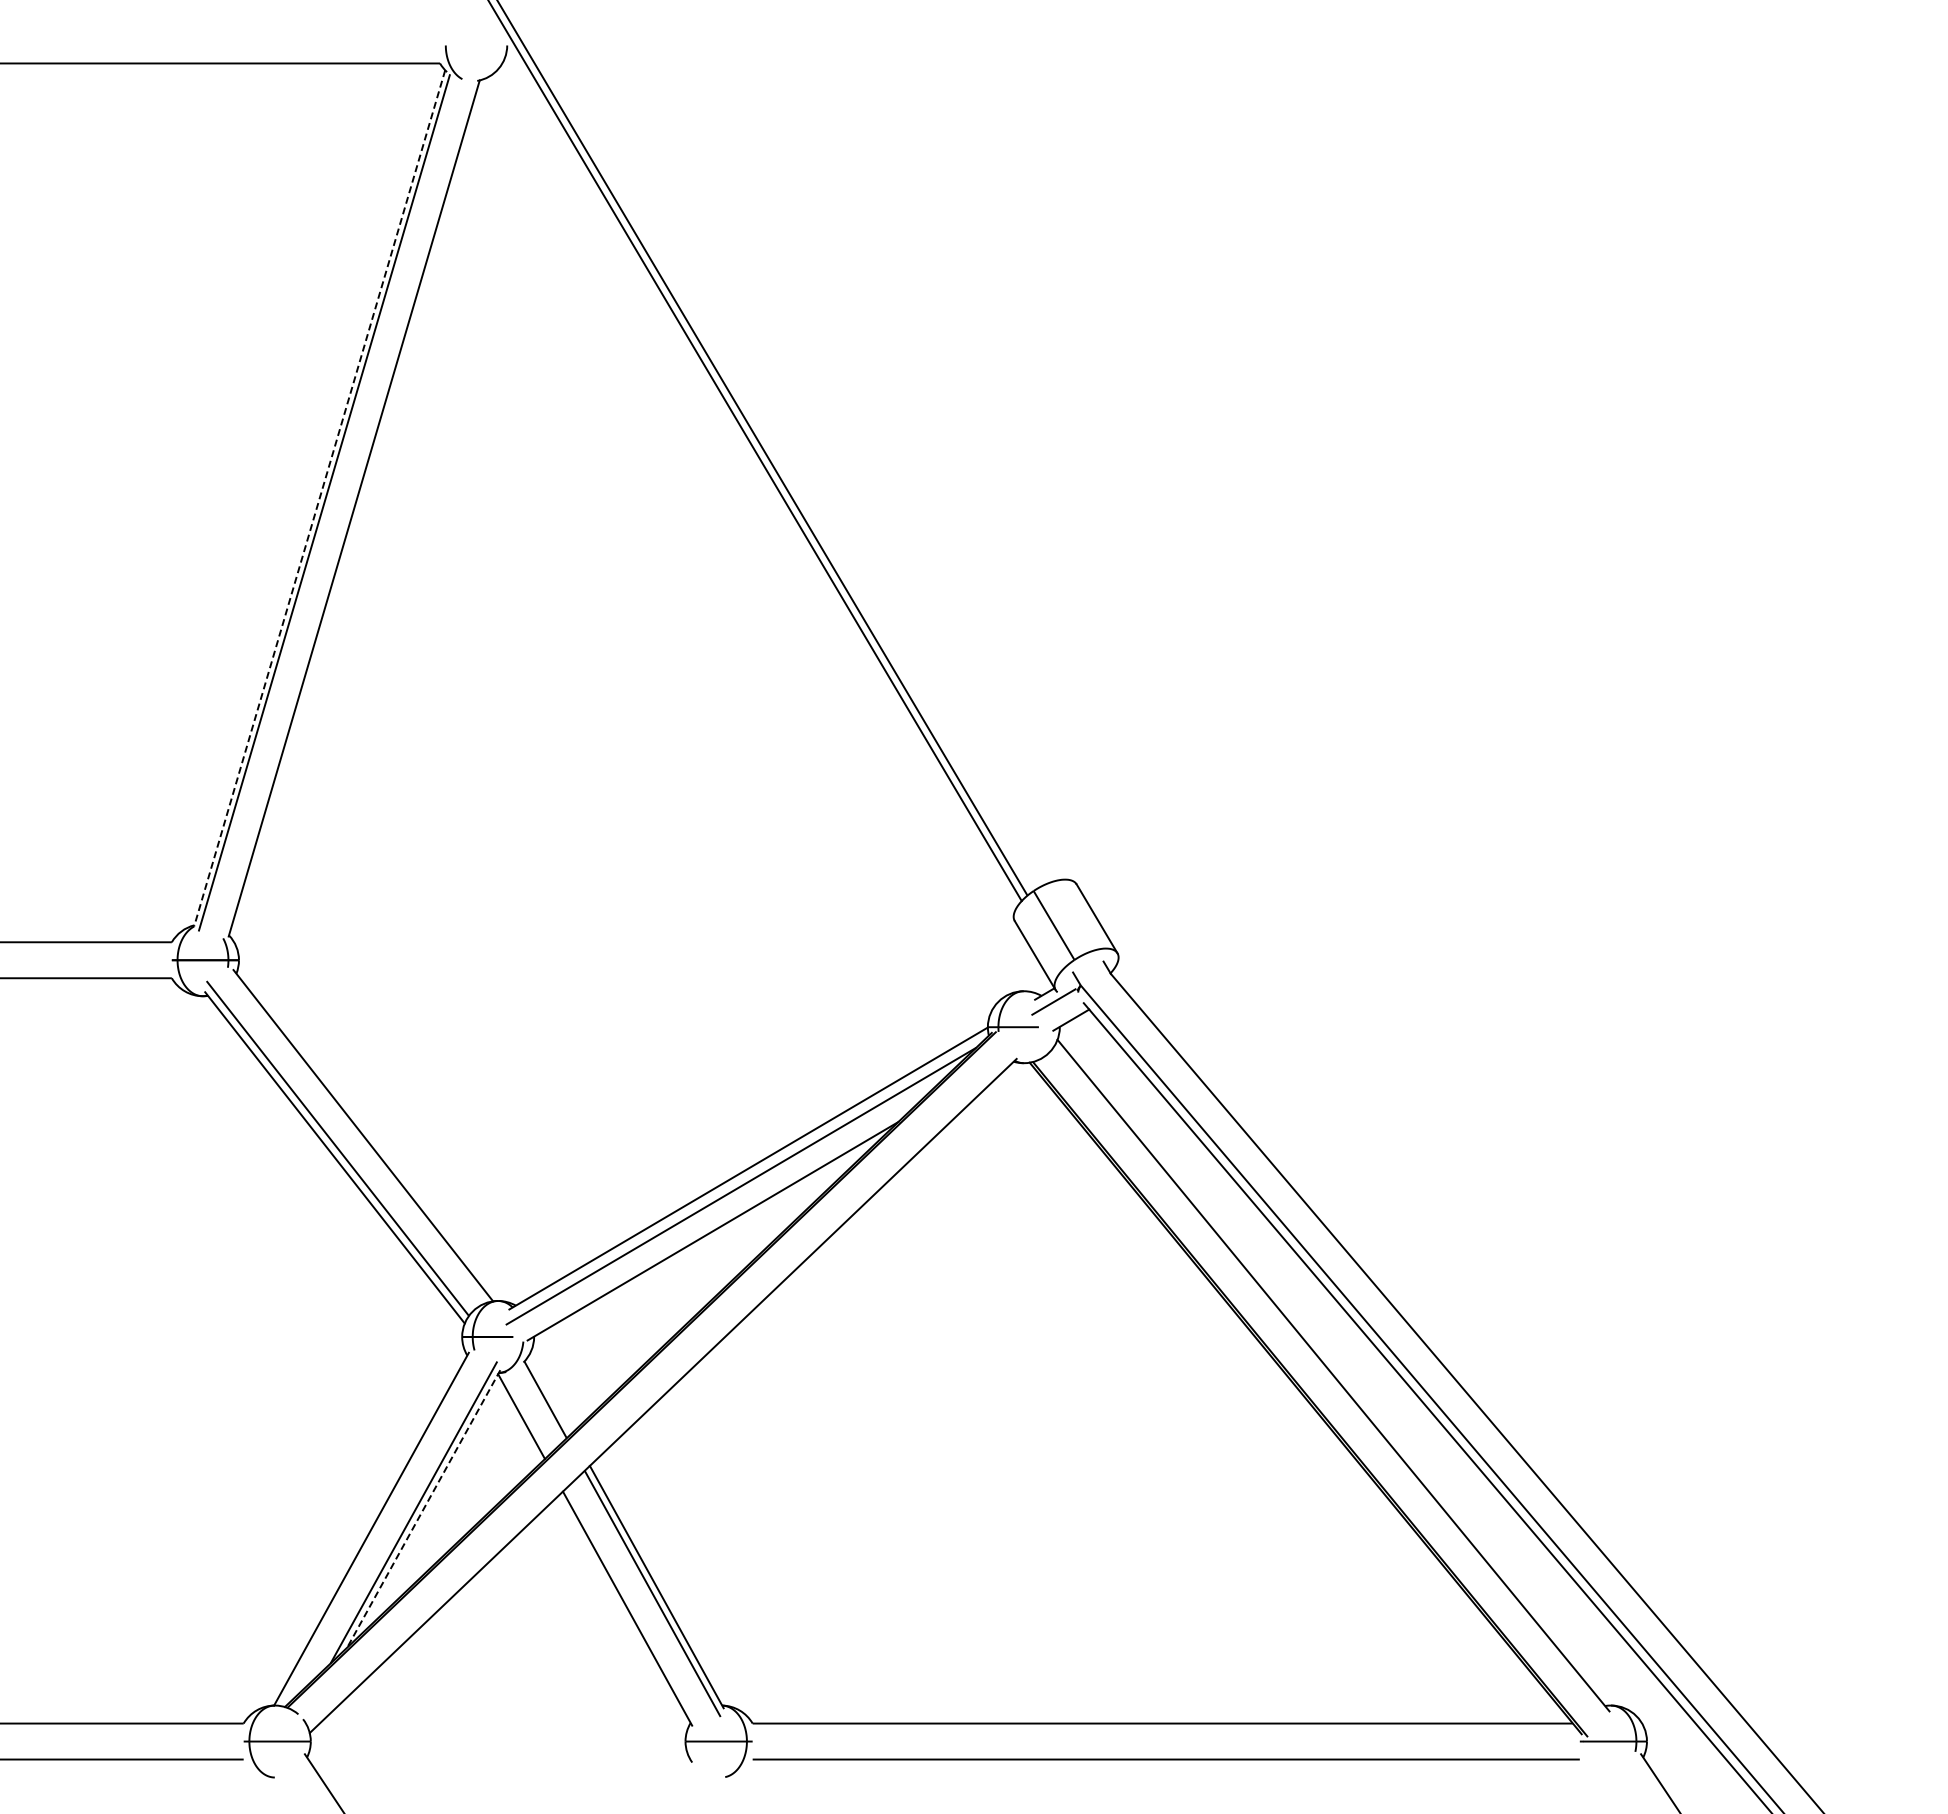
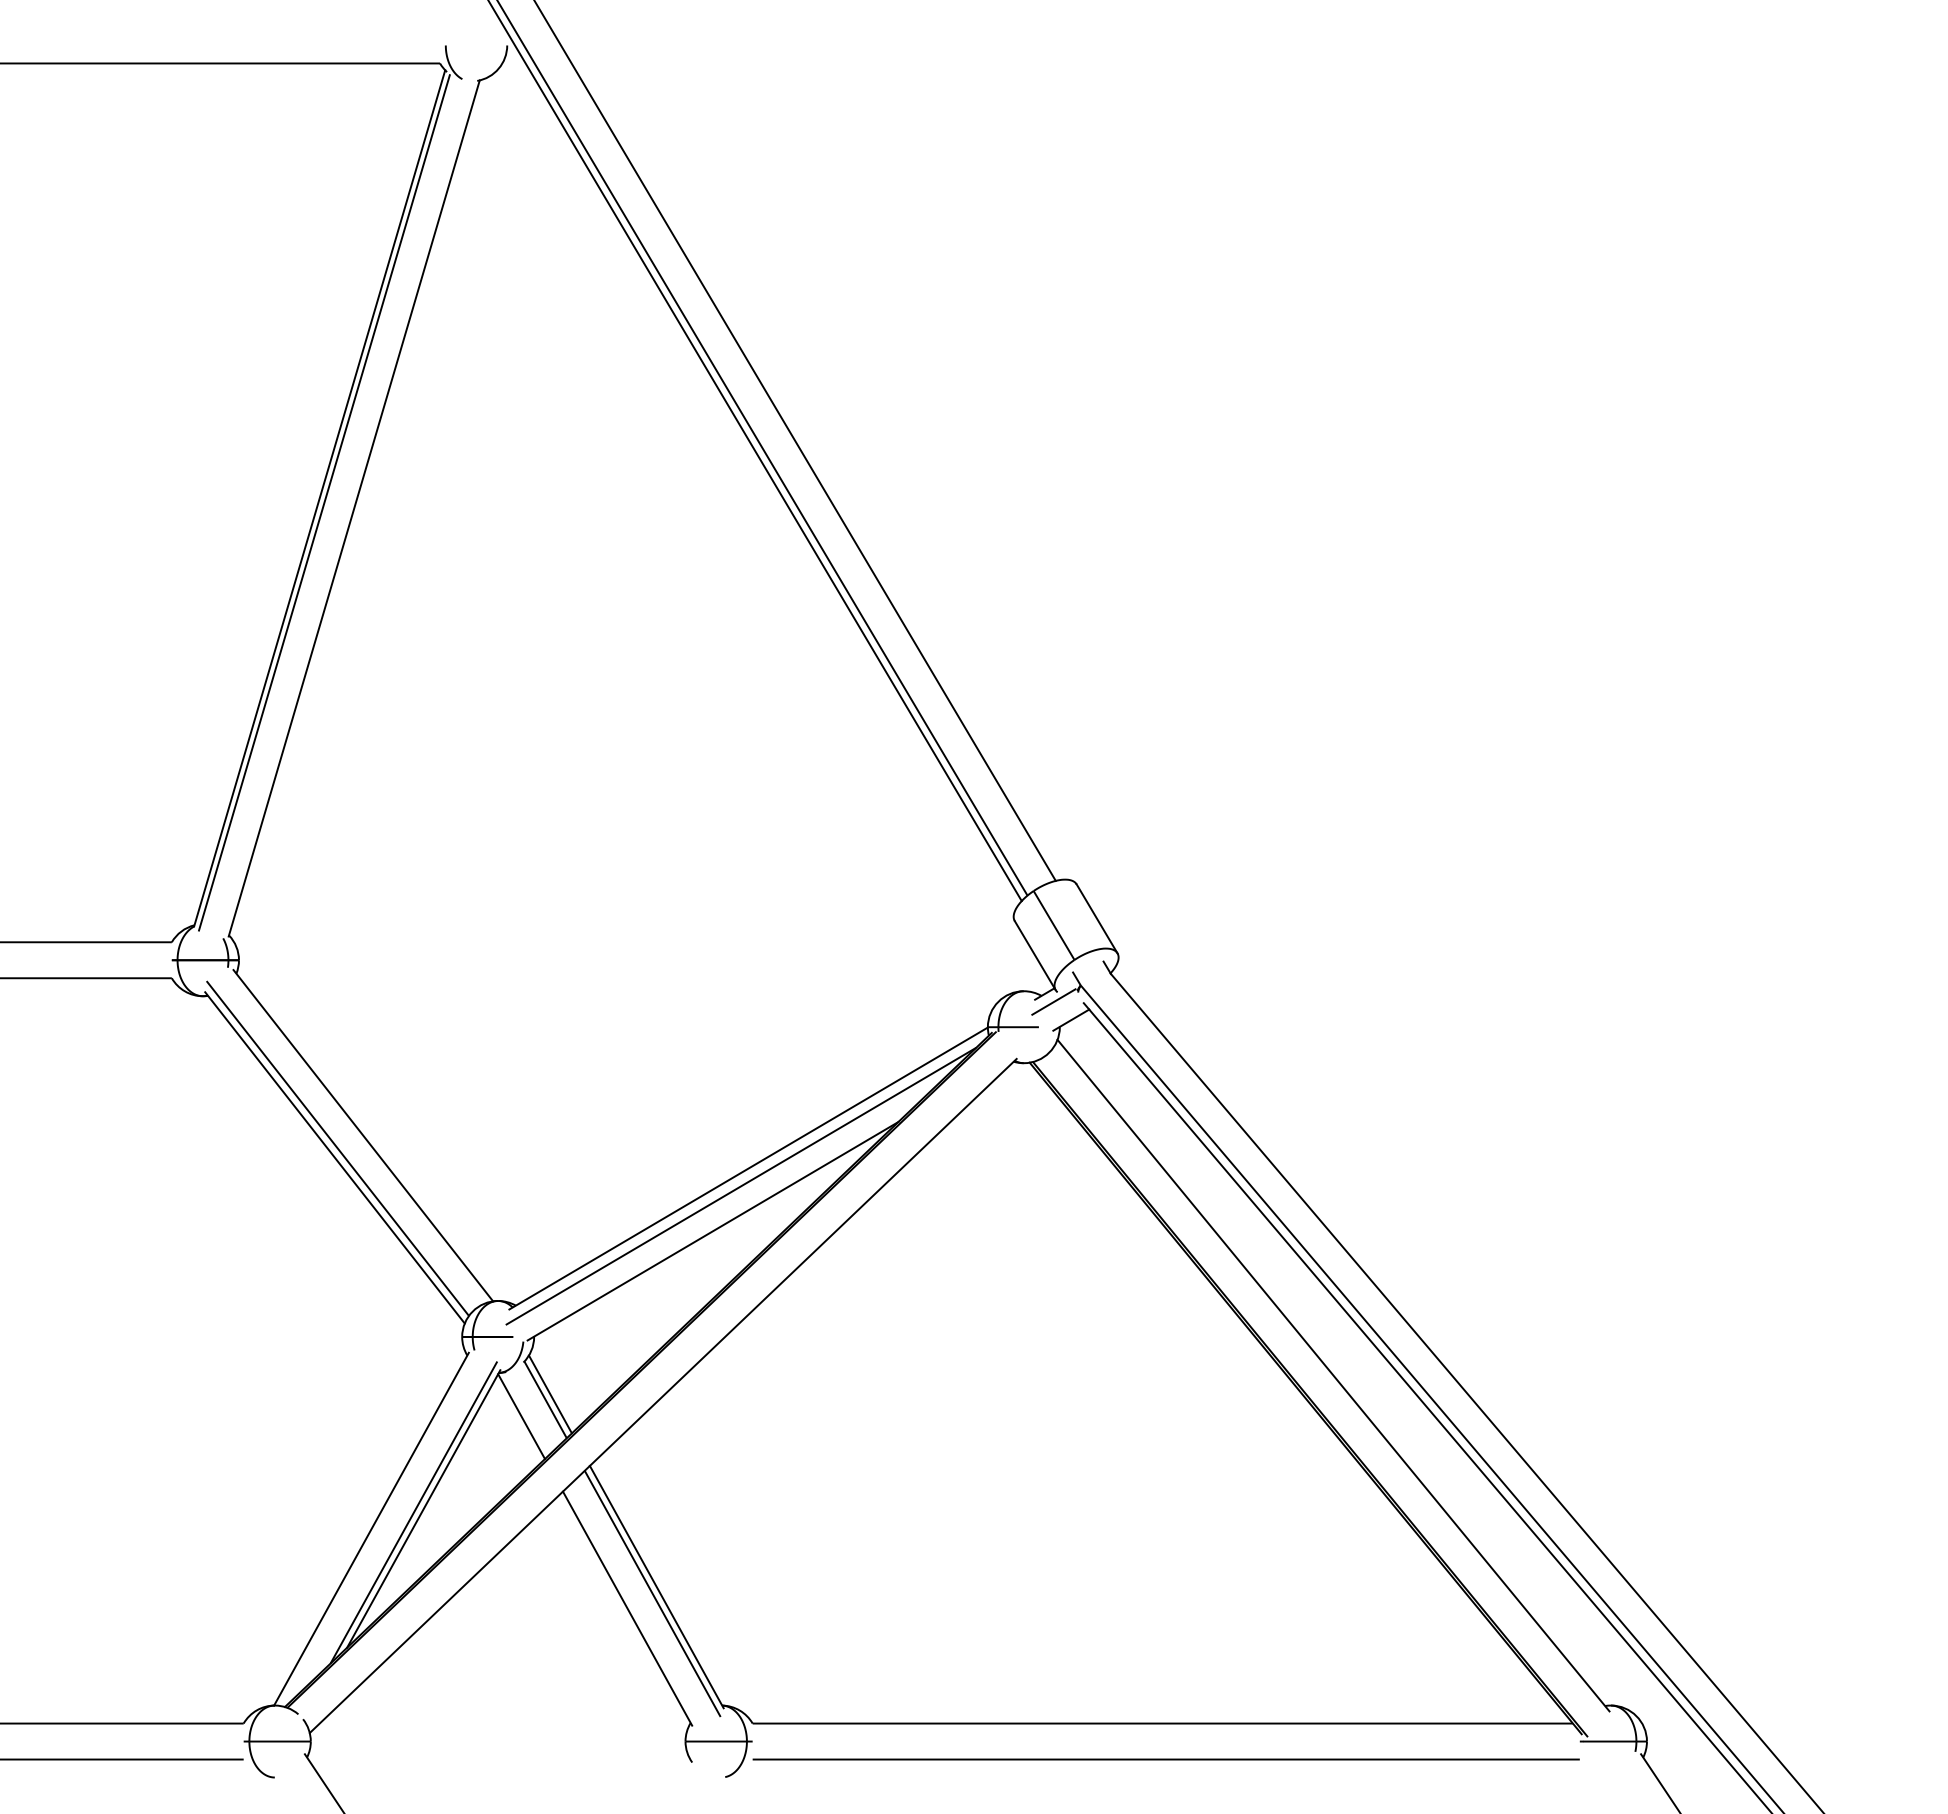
line: none -> present (795, 441)
line: dashed -> solid (319, 498)
line: none -> present (549, 1394)
line: dashed -> solid (423, 1509)
